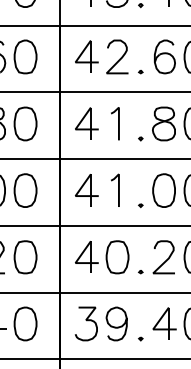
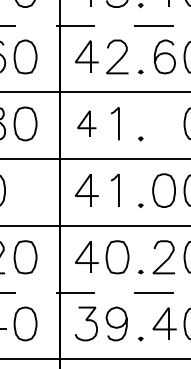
line: solid -> dashed (95, 25)
part size: 24x33 px -> 20x27 px (86, 123)
part: present -> none (163, 123)
part: present -> none (25, 190)
line: solid -> dashed (95, 292)
